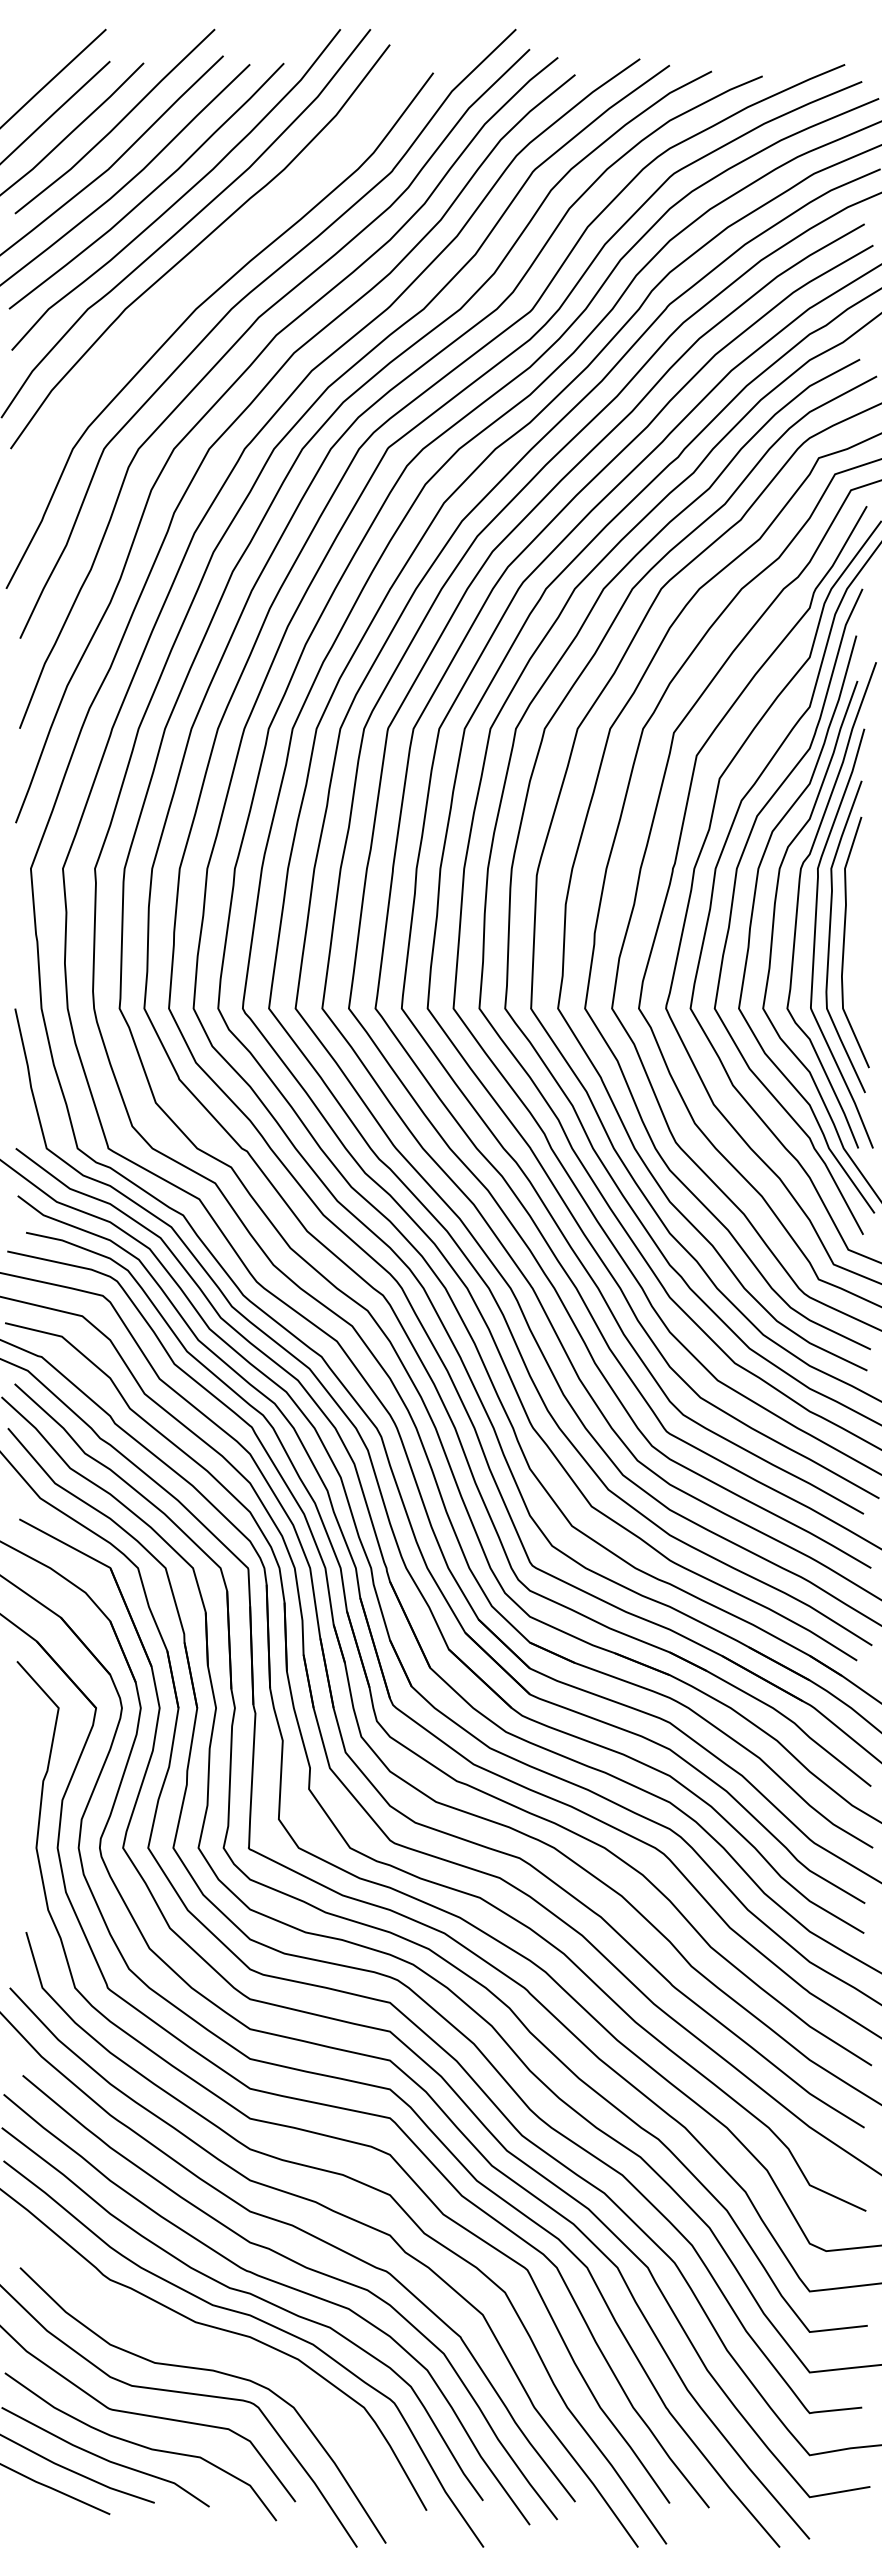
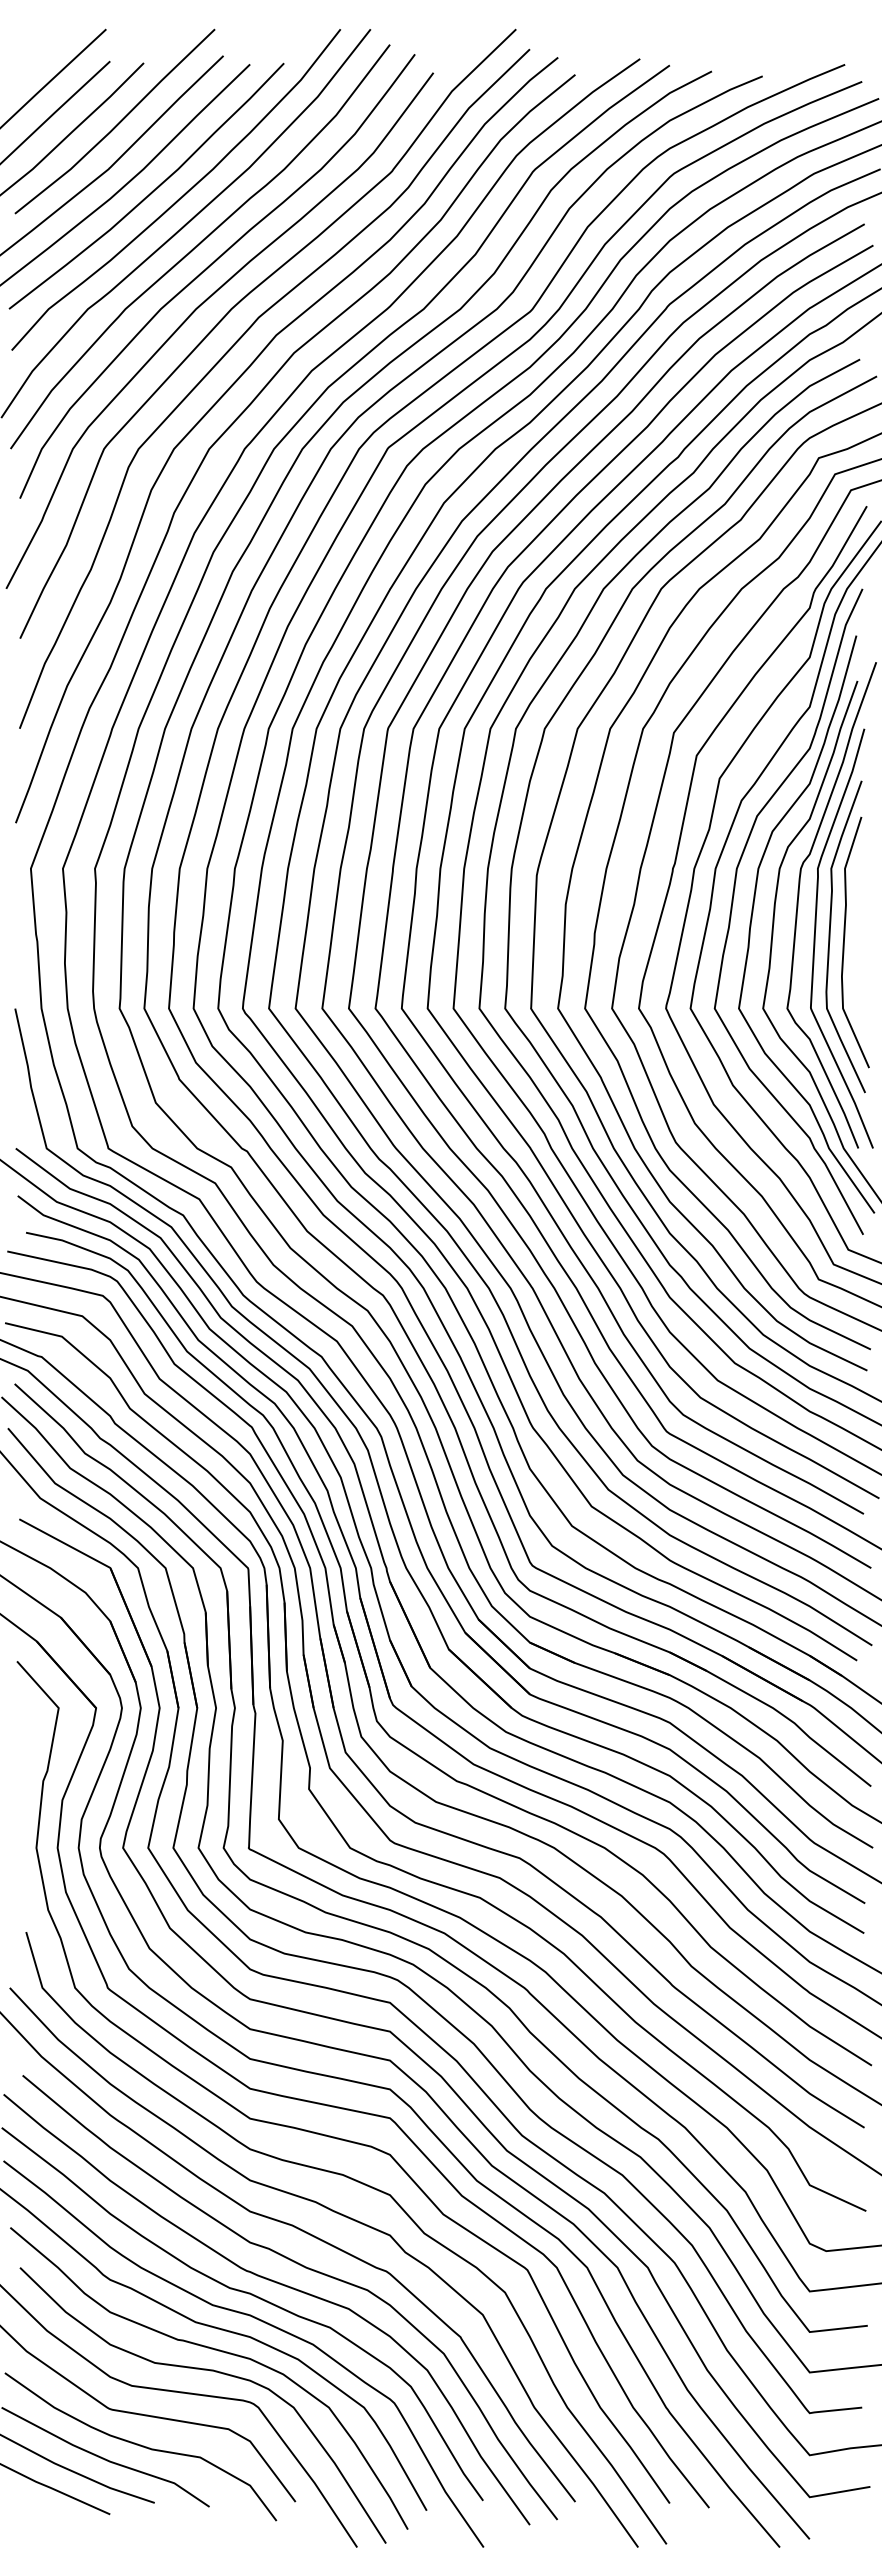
curve: none -> present (209, 267)
curve: none -> present (214, 2350)
